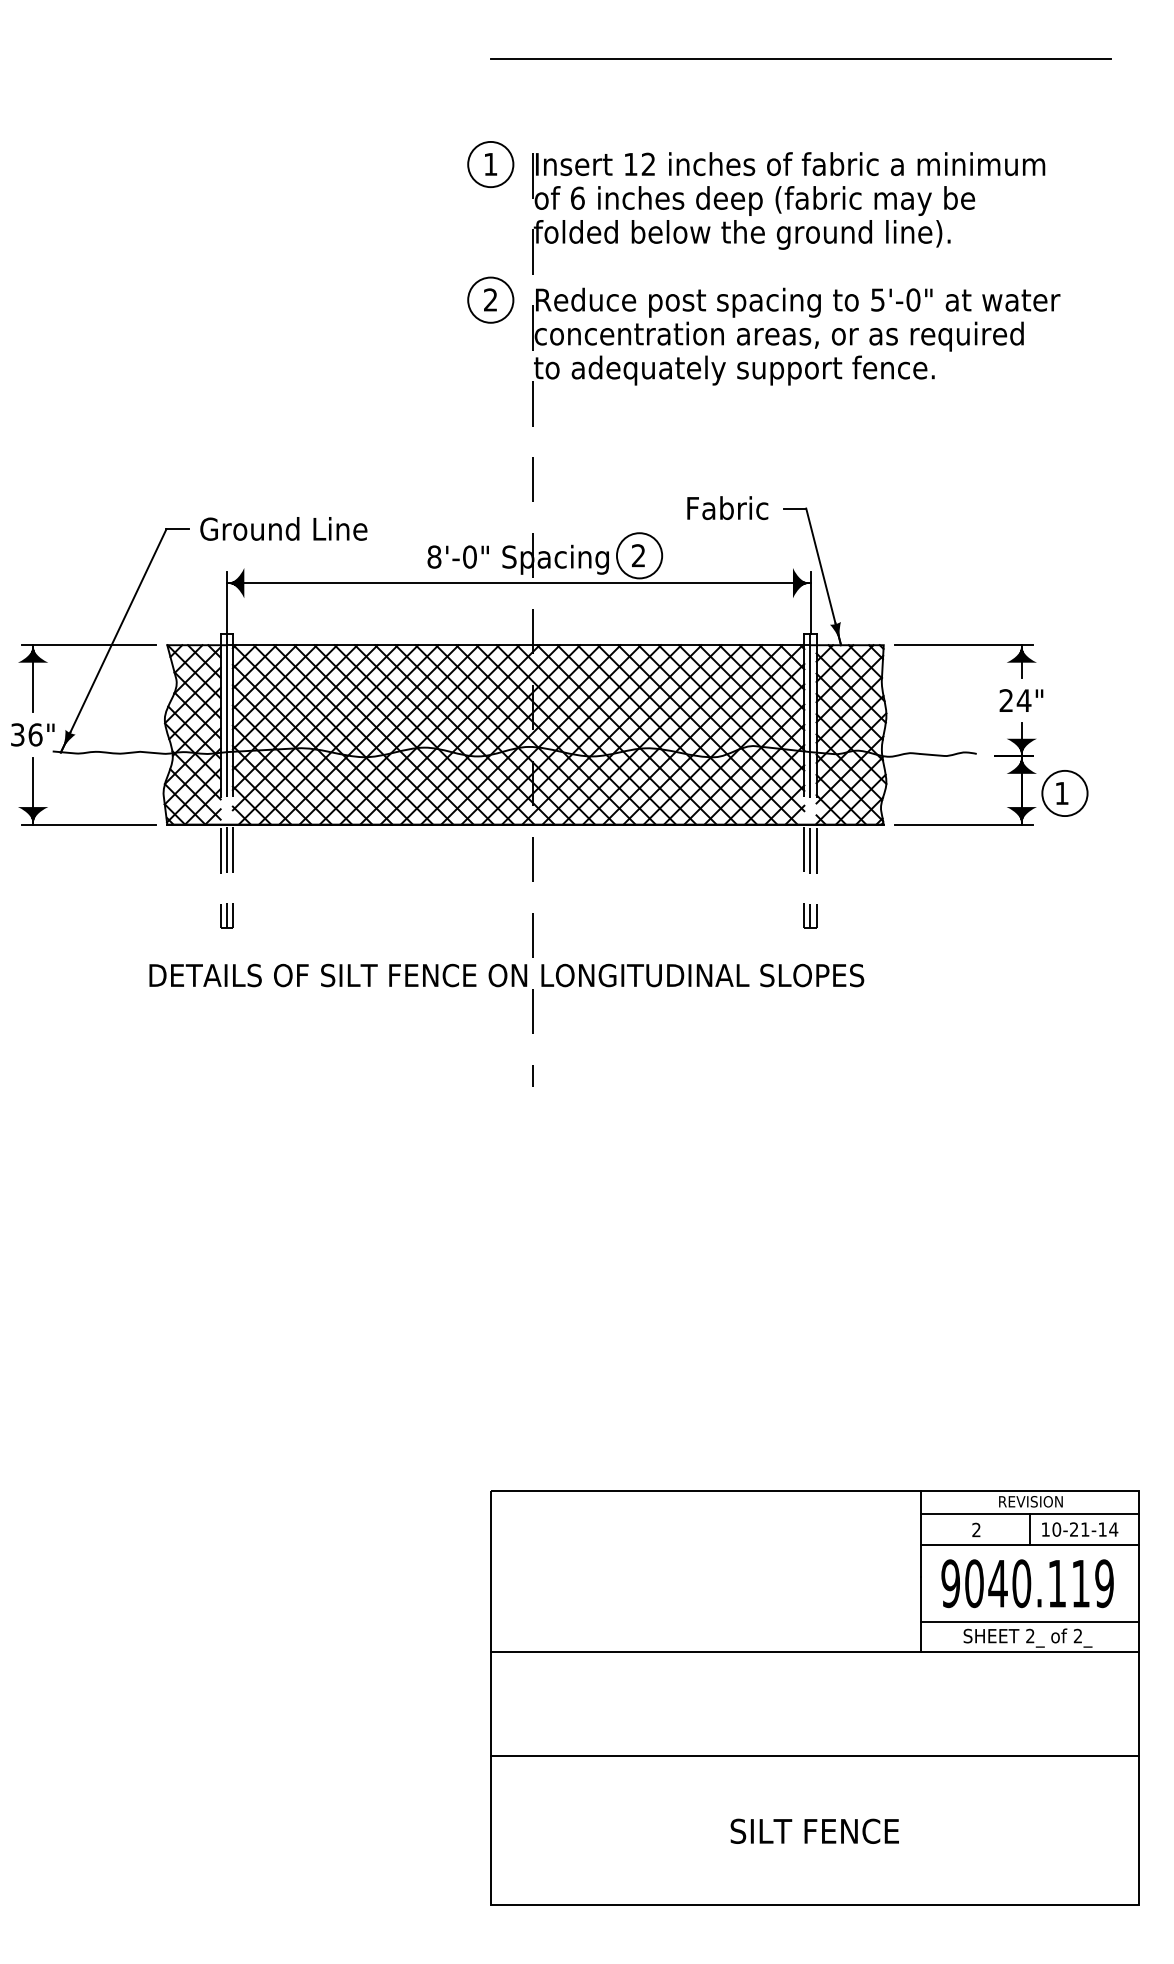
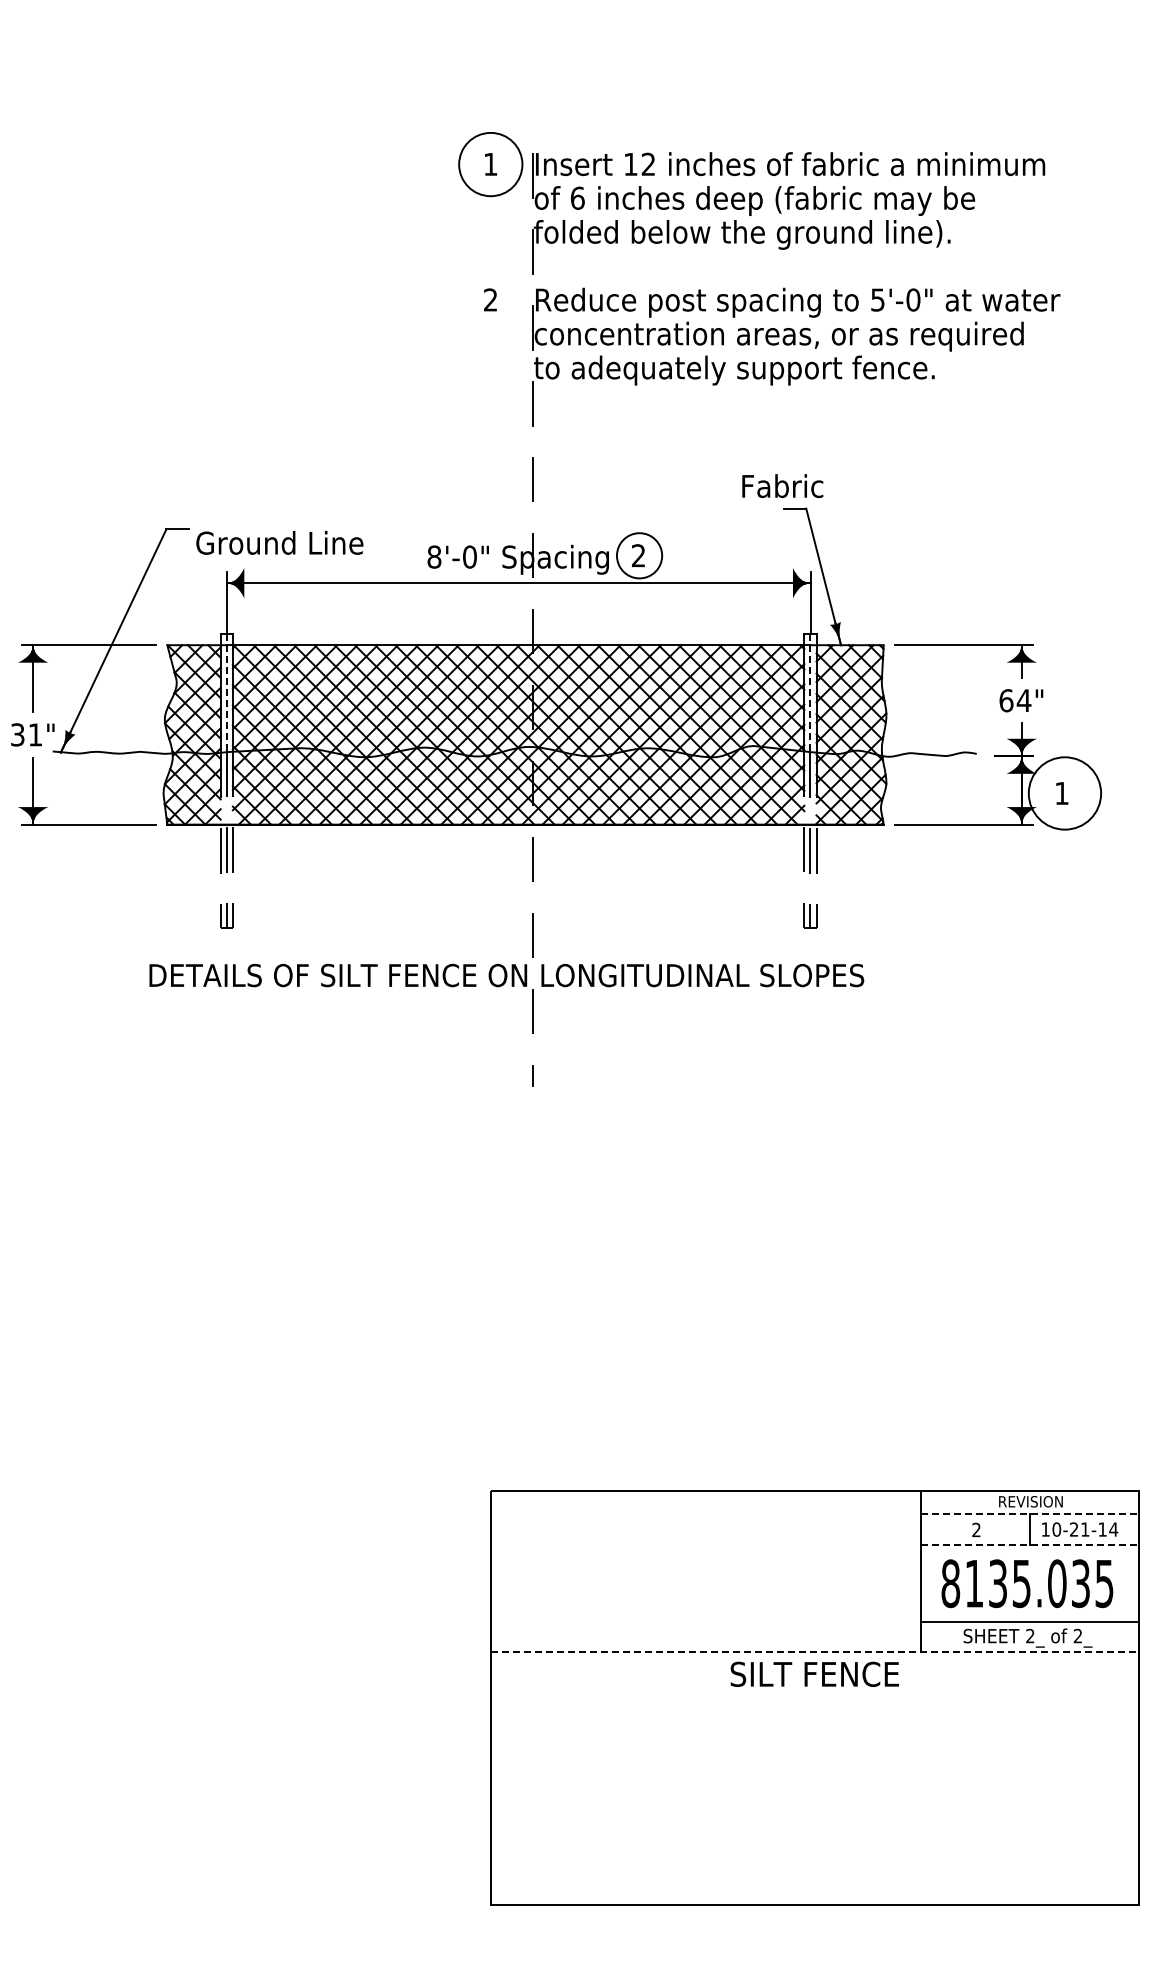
line: present -> none (800, 58)
circle diameter: 45 px -> 63 px (490, 164)
circle: present -> none (490, 299)
text position: (727, 507) -> (782, 485) (782, 485)
text position: (283, 528) -> (279, 542) (279, 542)
line: solid -> dashed (226, 692)
line: solid -> dashed (810, 693)
text: 24" -> 64" (1006, 700)
text: 36" -> 31" (35, 734)
circle diameter: 45 px -> 72 px (1064, 793)
line: solid -> dashed (1030, 1514)
line: solid -> dashed (1030, 1545)
text: 9040.119 -> 8135.035 (1027, 1583)
line: solid -> dashed (815, 1652)
line: present -> none (814, 1755)
text position: (814, 1830) -> (814, 1673) (814, 1673)
